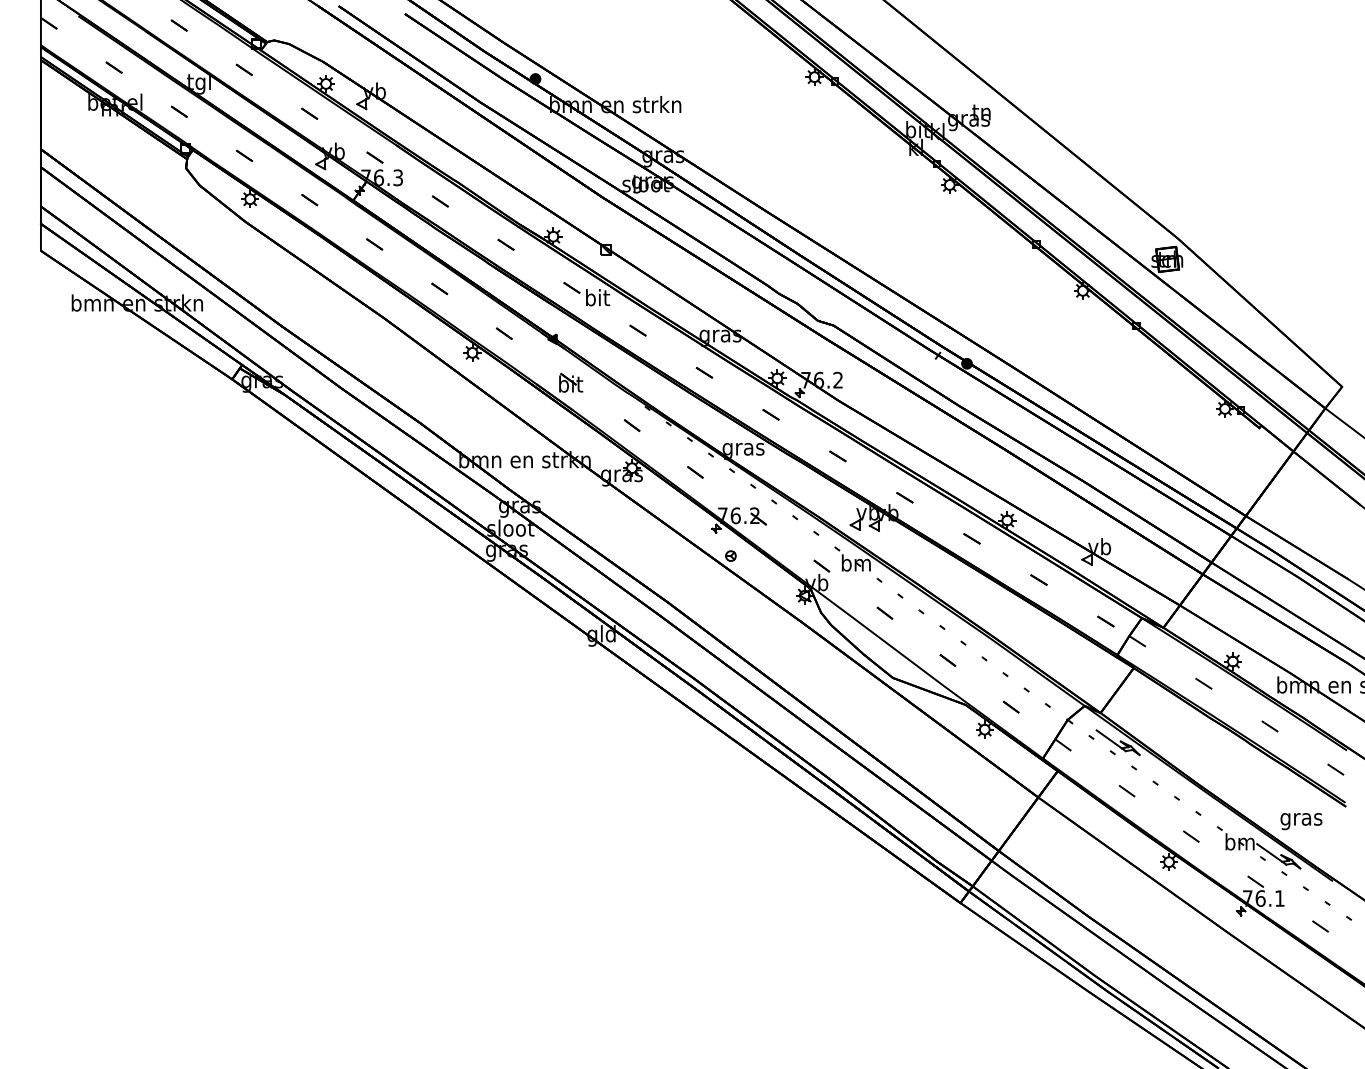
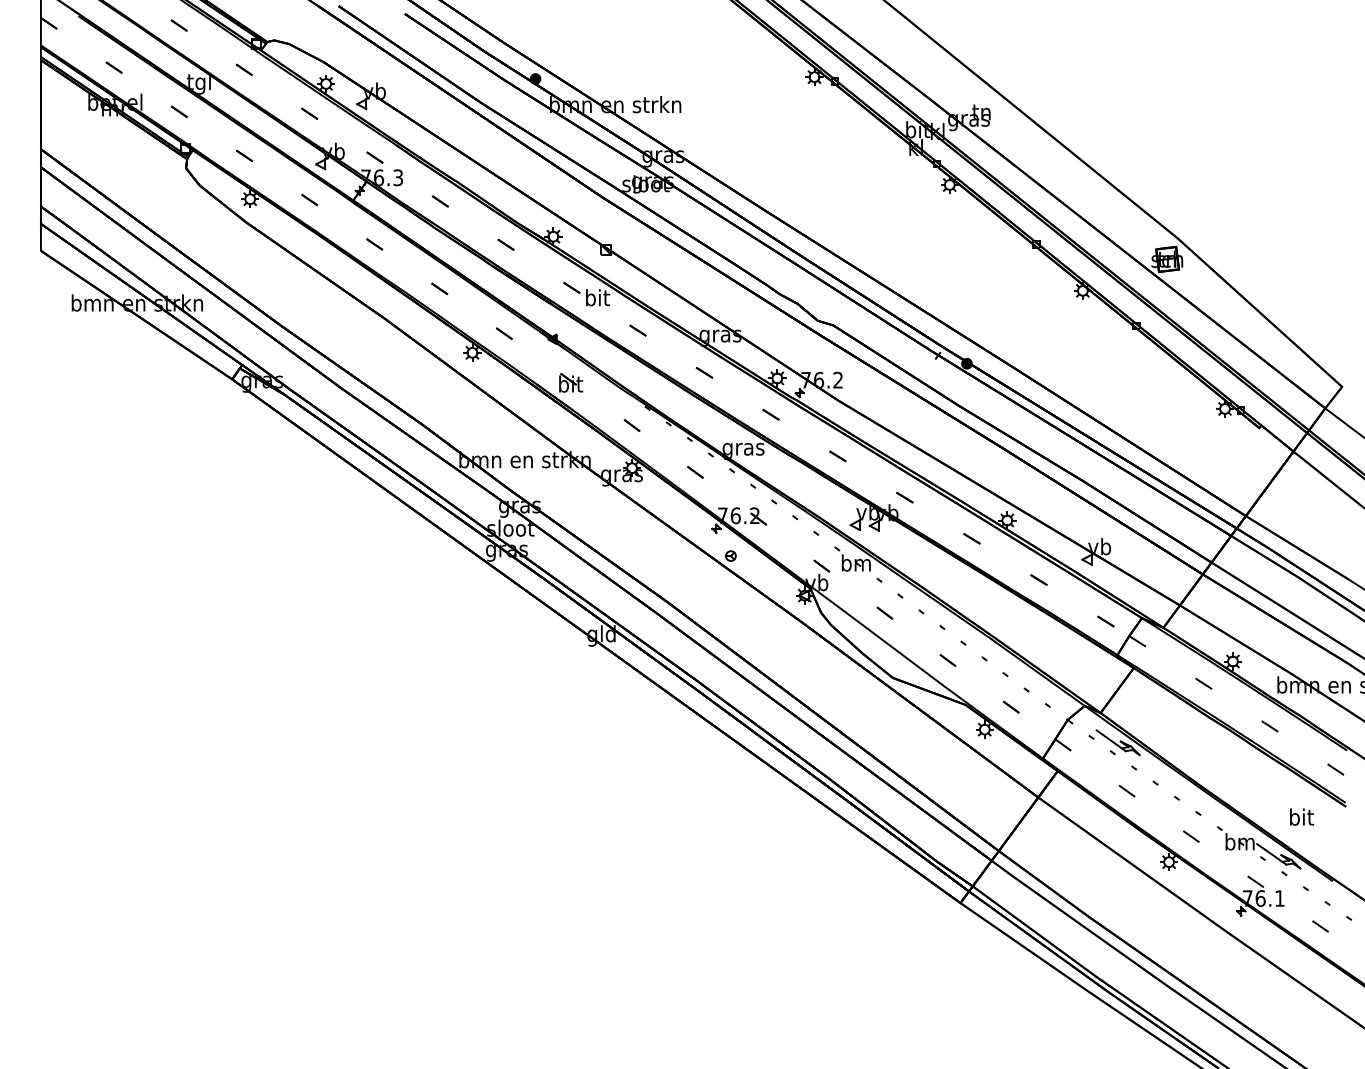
text: gras -> bit (1301, 819)
